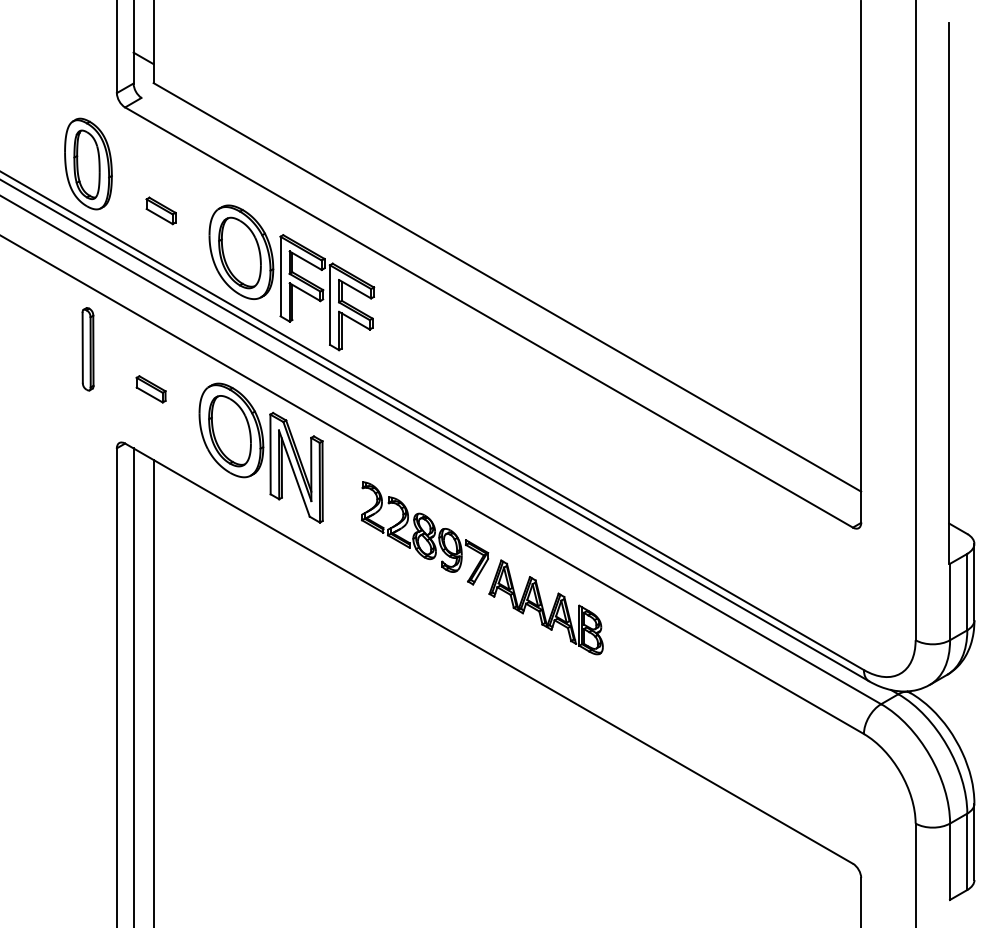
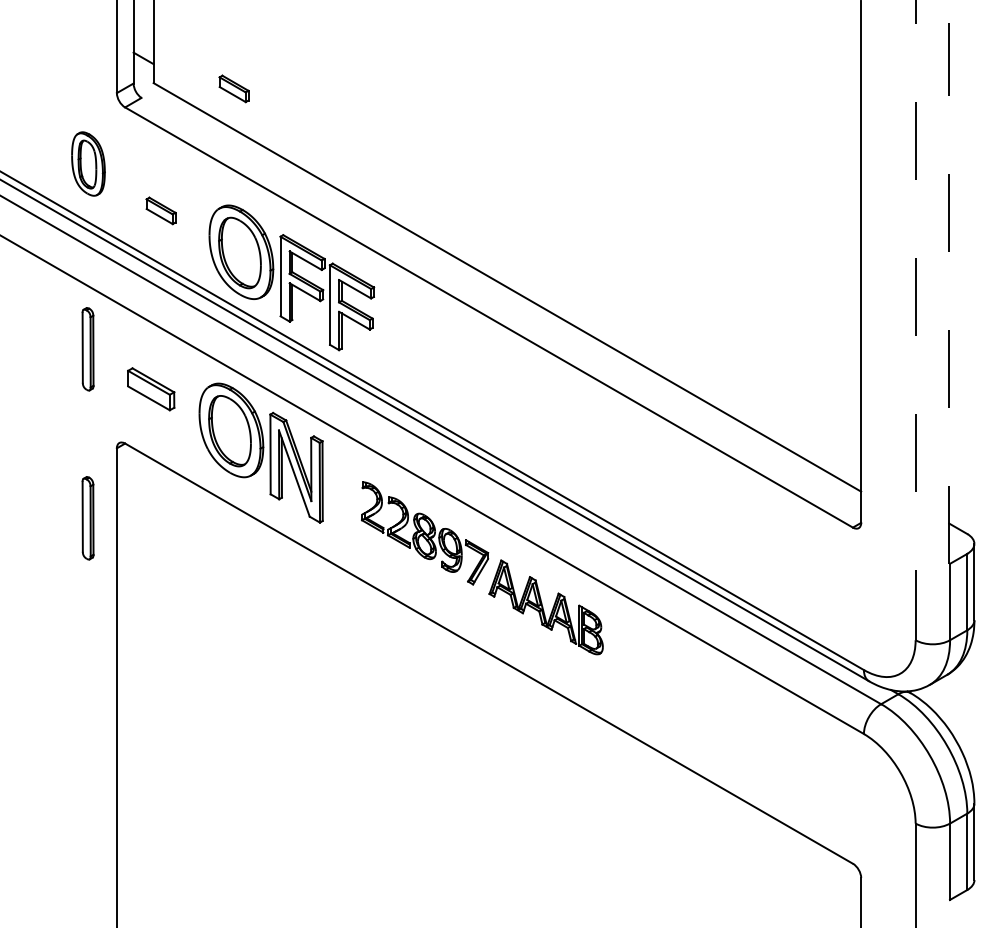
part: none -> present (233, 88)
part size: 49x94 px -> 35x66 px (88, 163)
line: solid -> dashed (949, 293)
line: solid -> dashed (915, 320)
part size: 32x29 px -> 49x45 px (151, 389)
part: none -> present (87, 518)
line: present -> none (133, 686)
line: present -> none (153, 692)
